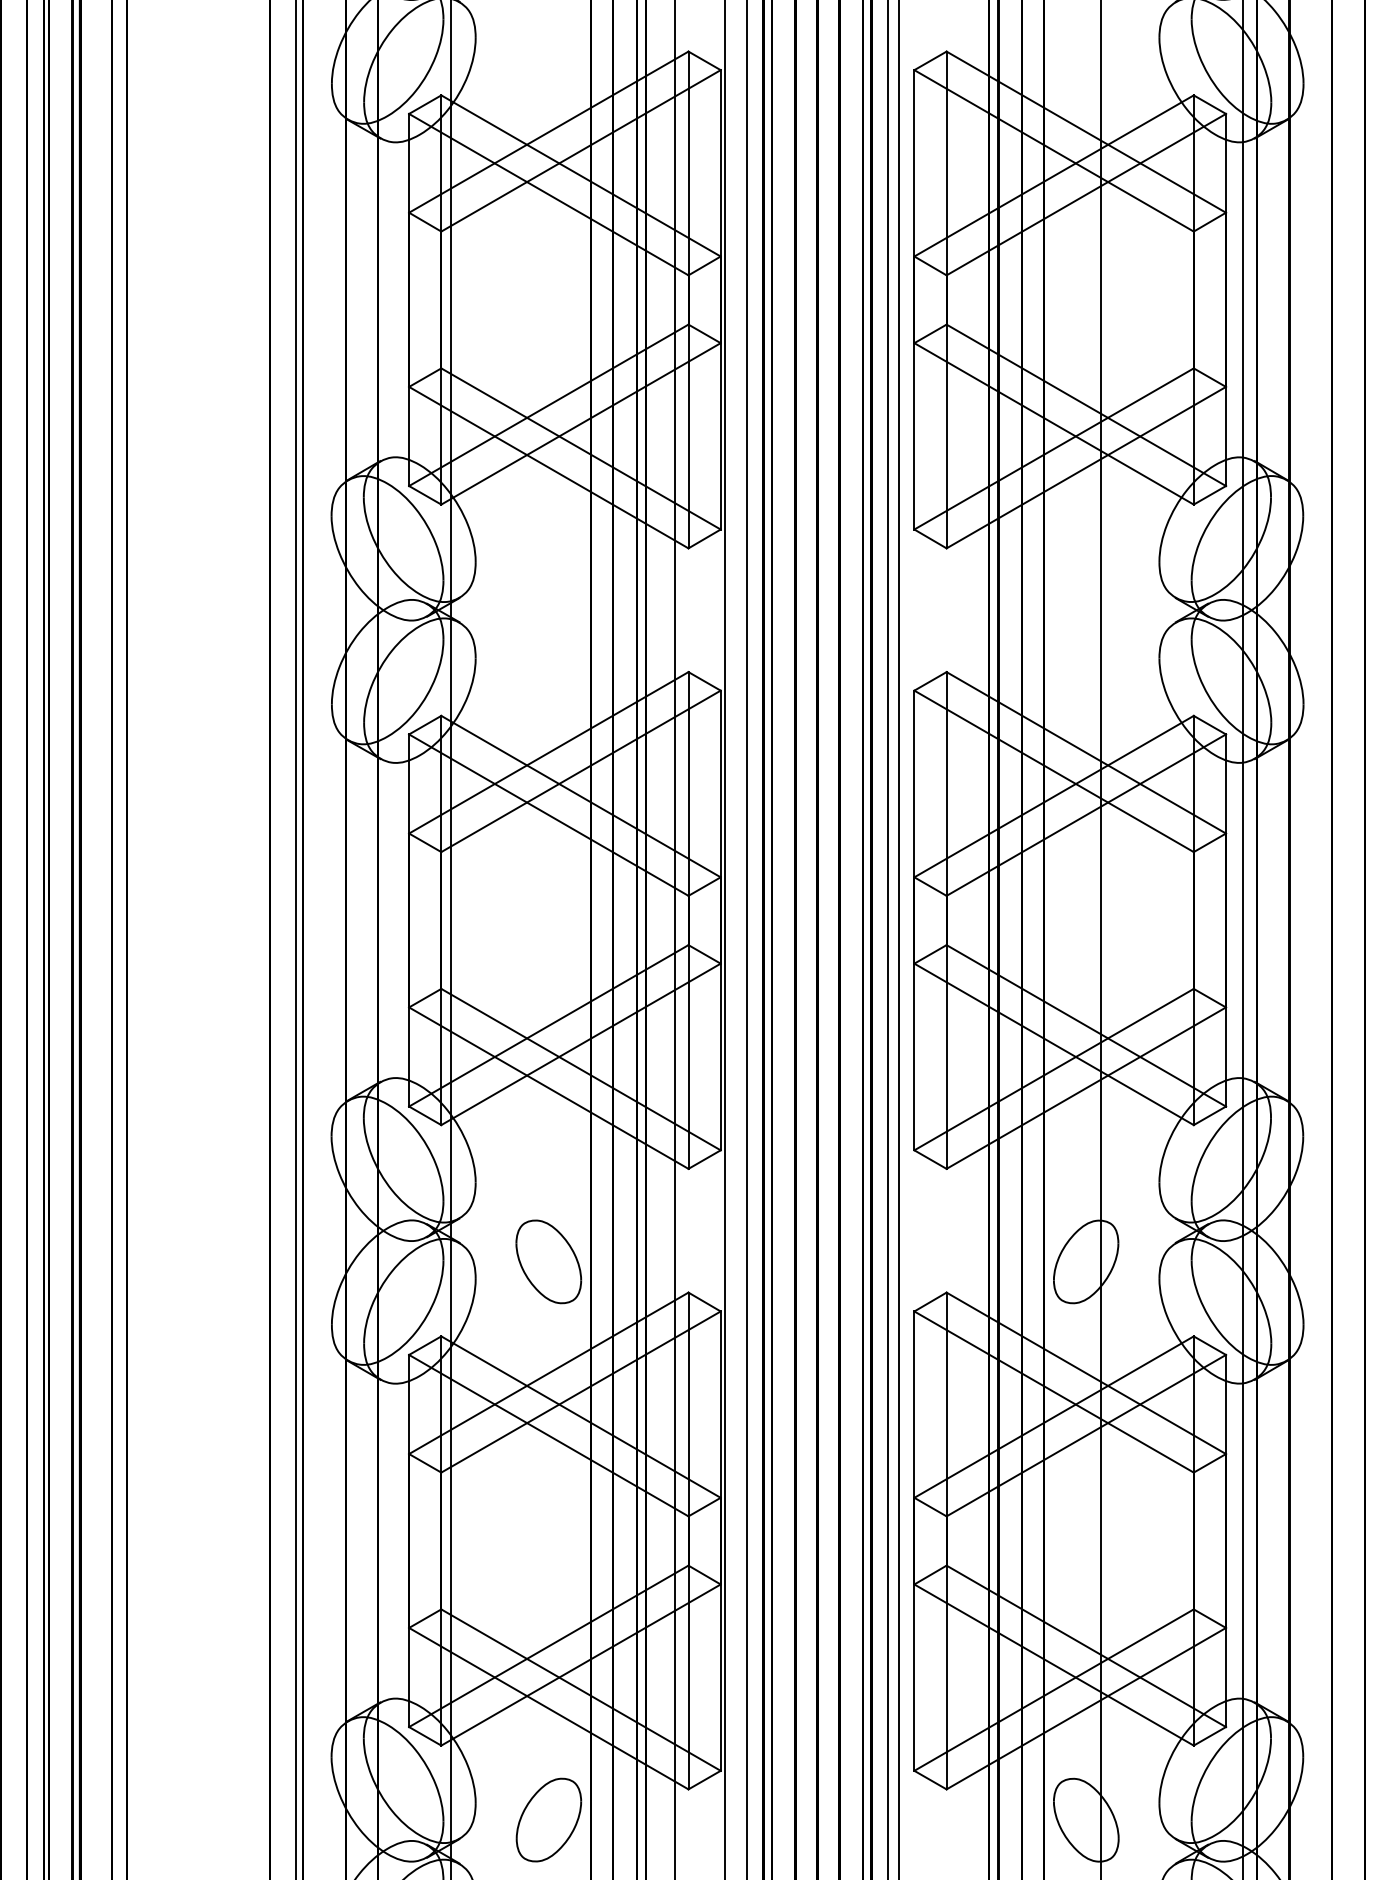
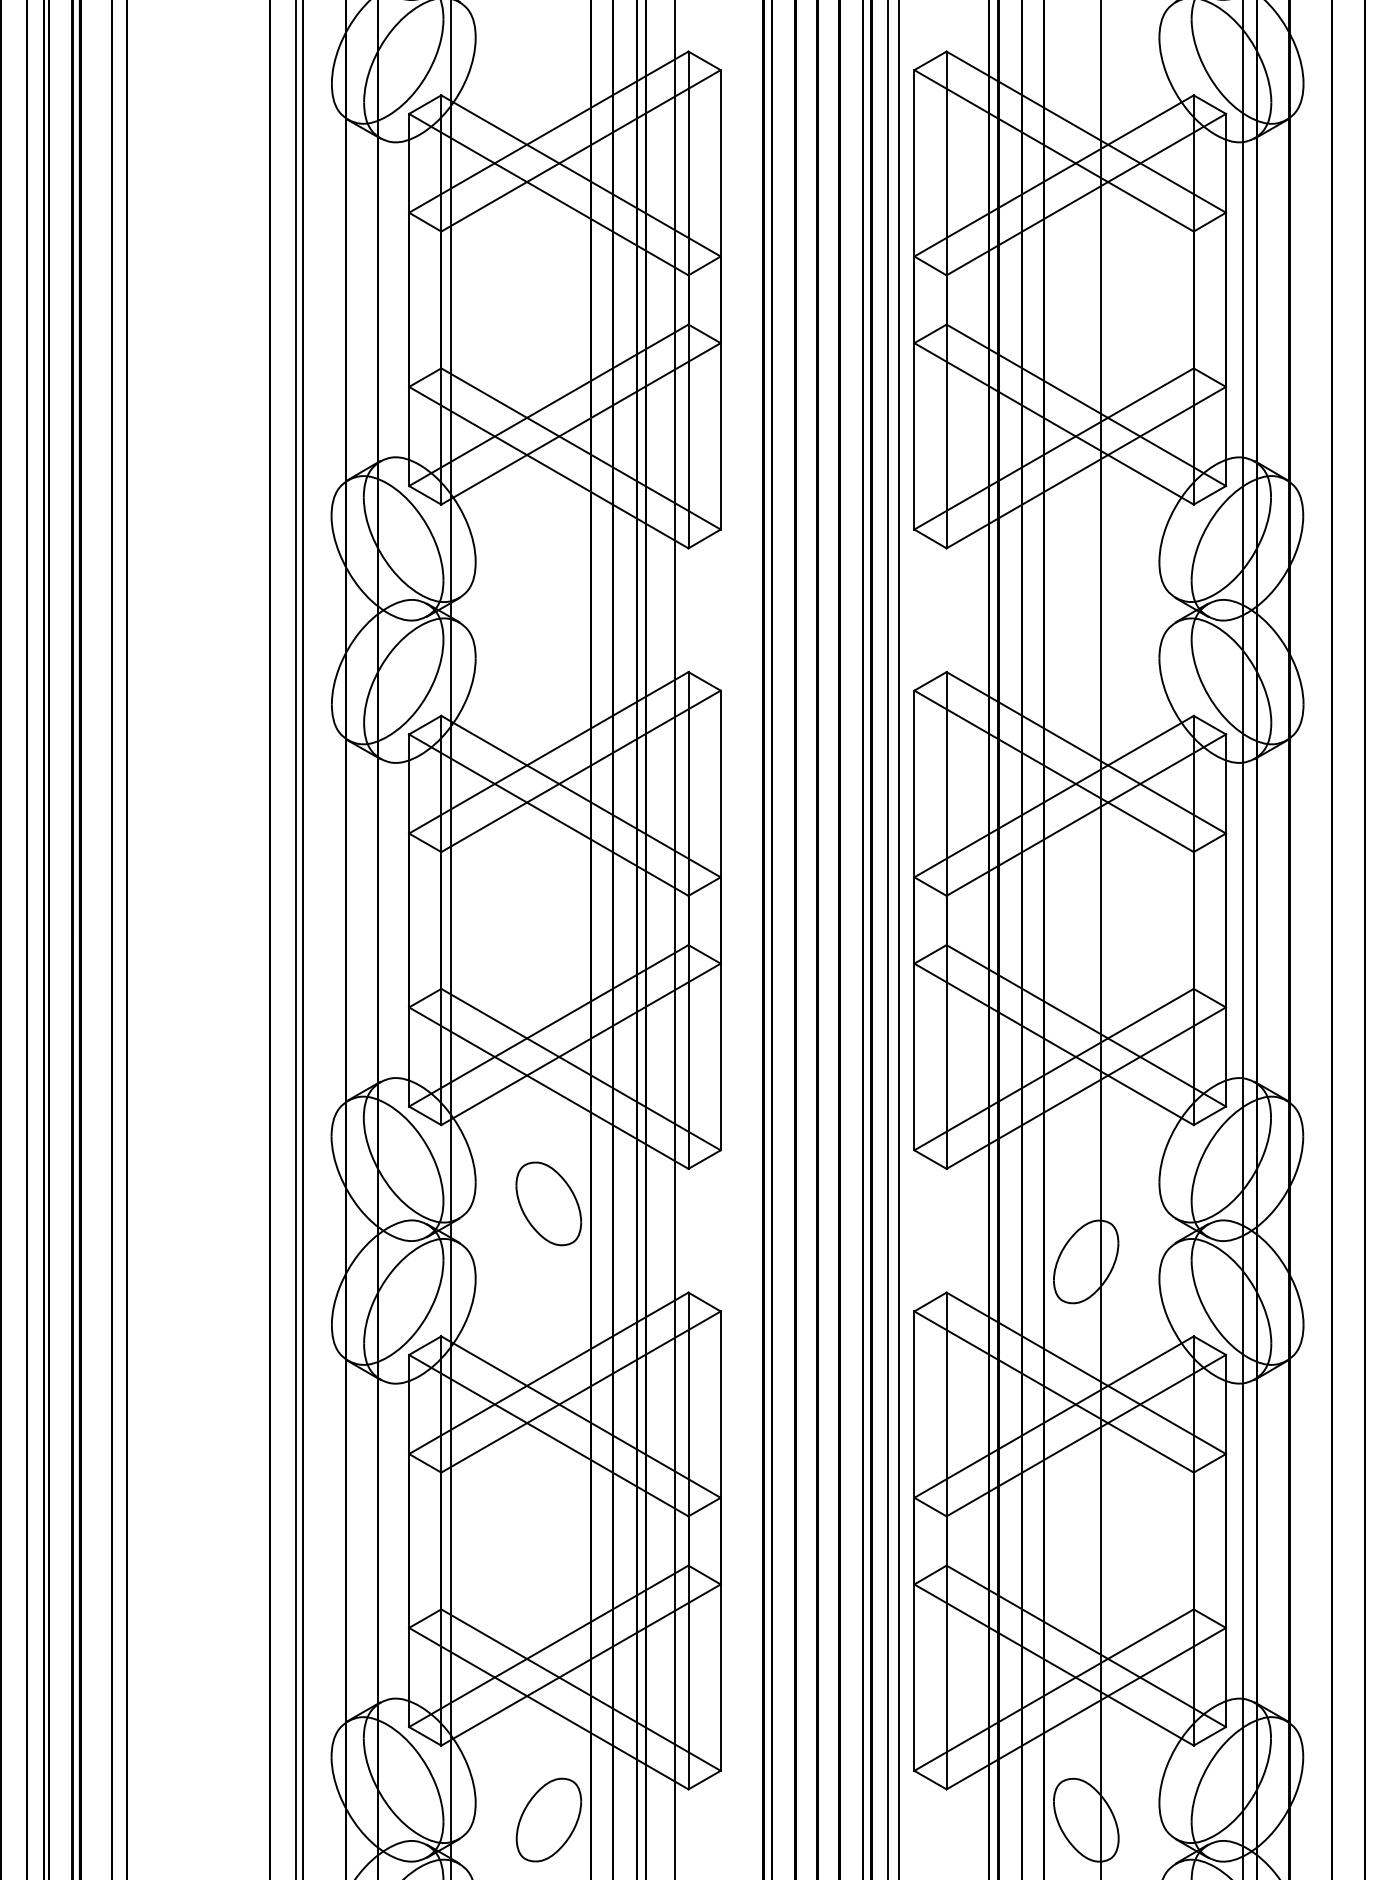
line: present -> none (724, 939)
line: present -> none (747, 939)
part position: (548, 1261) -> (548, 1203) (548, 1203)
